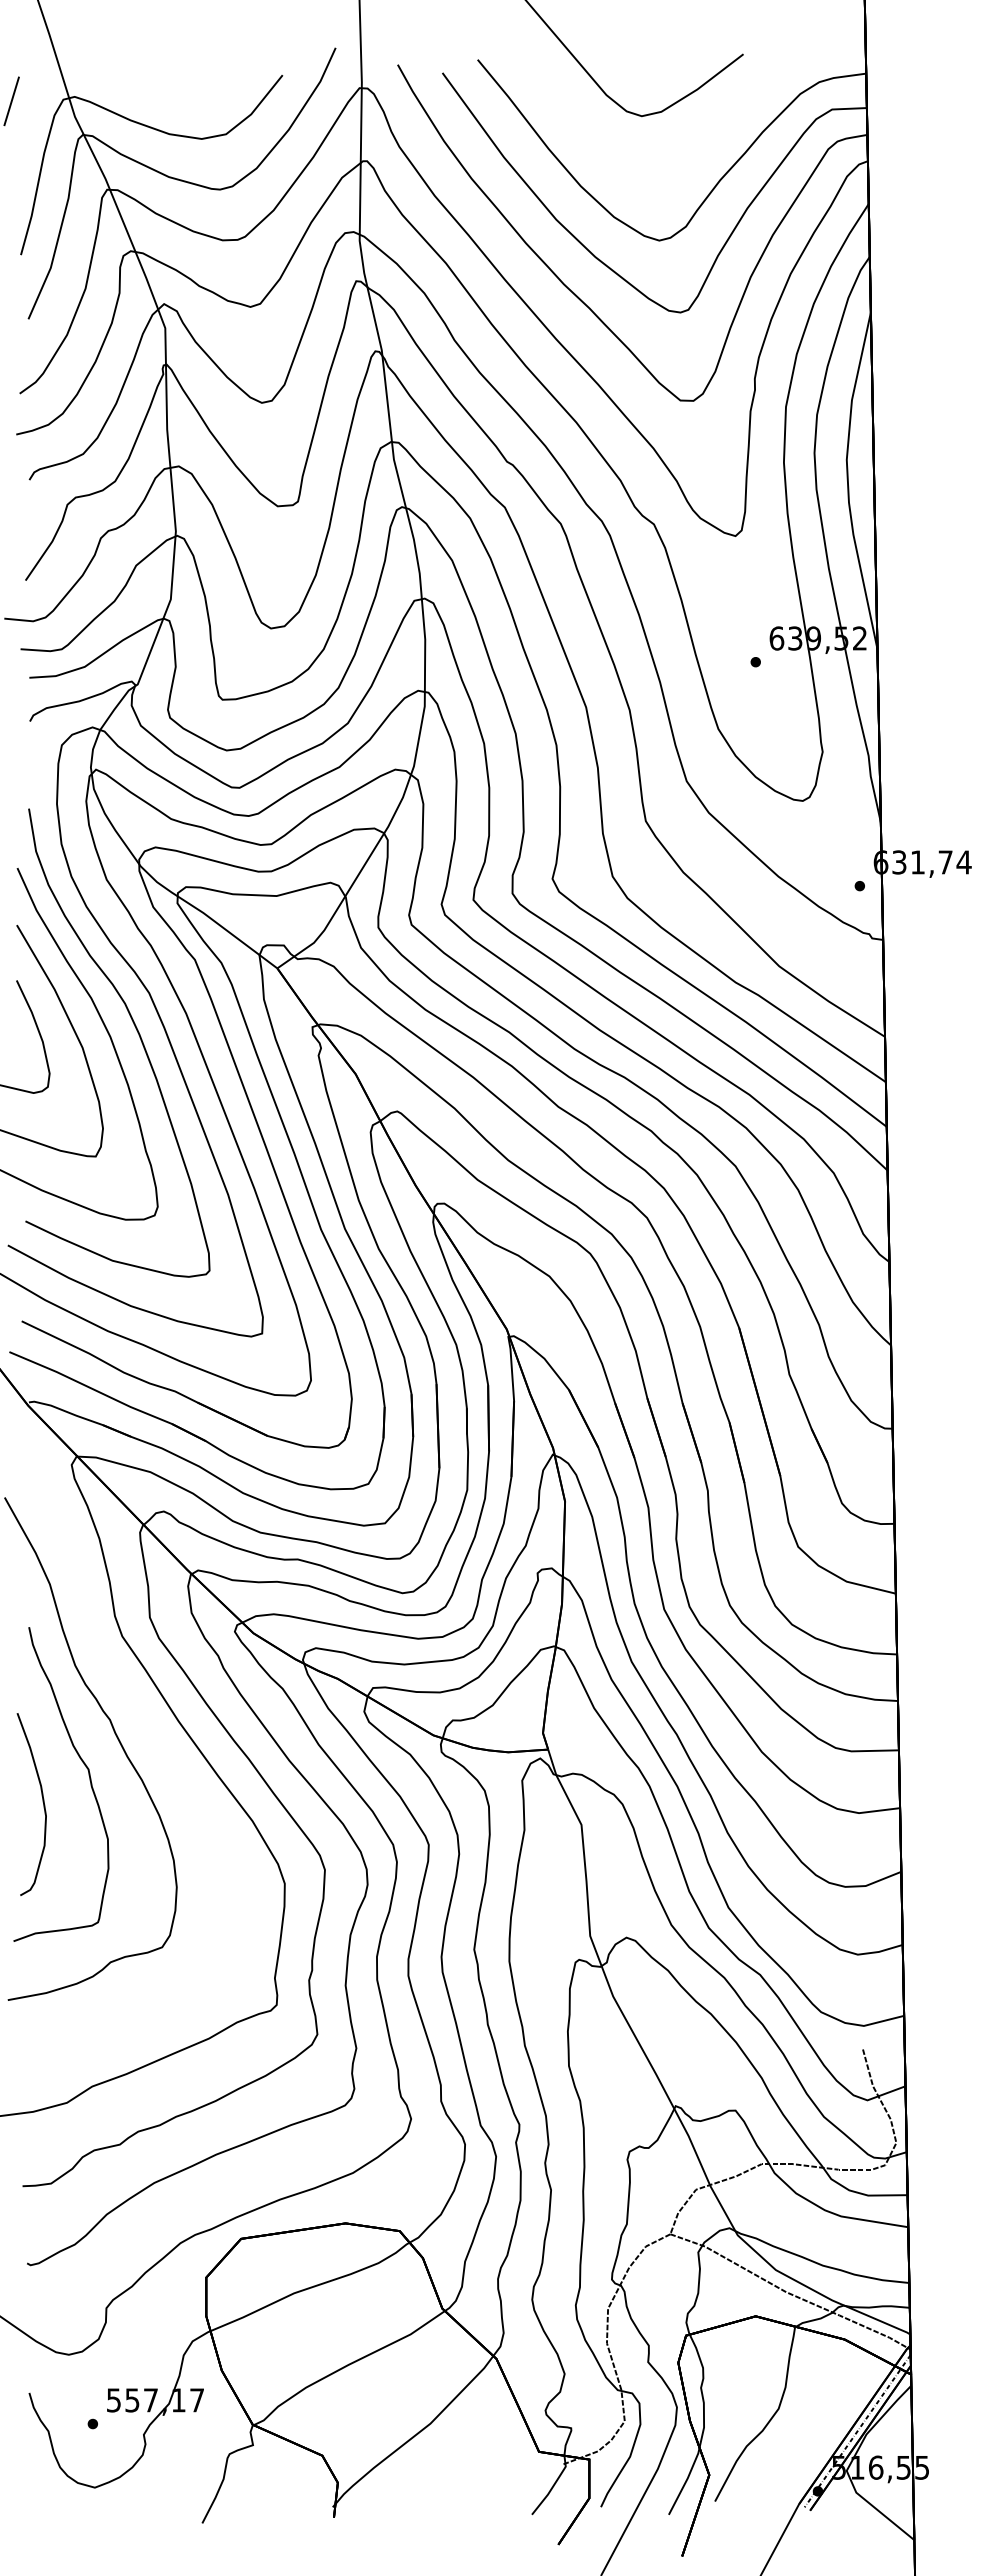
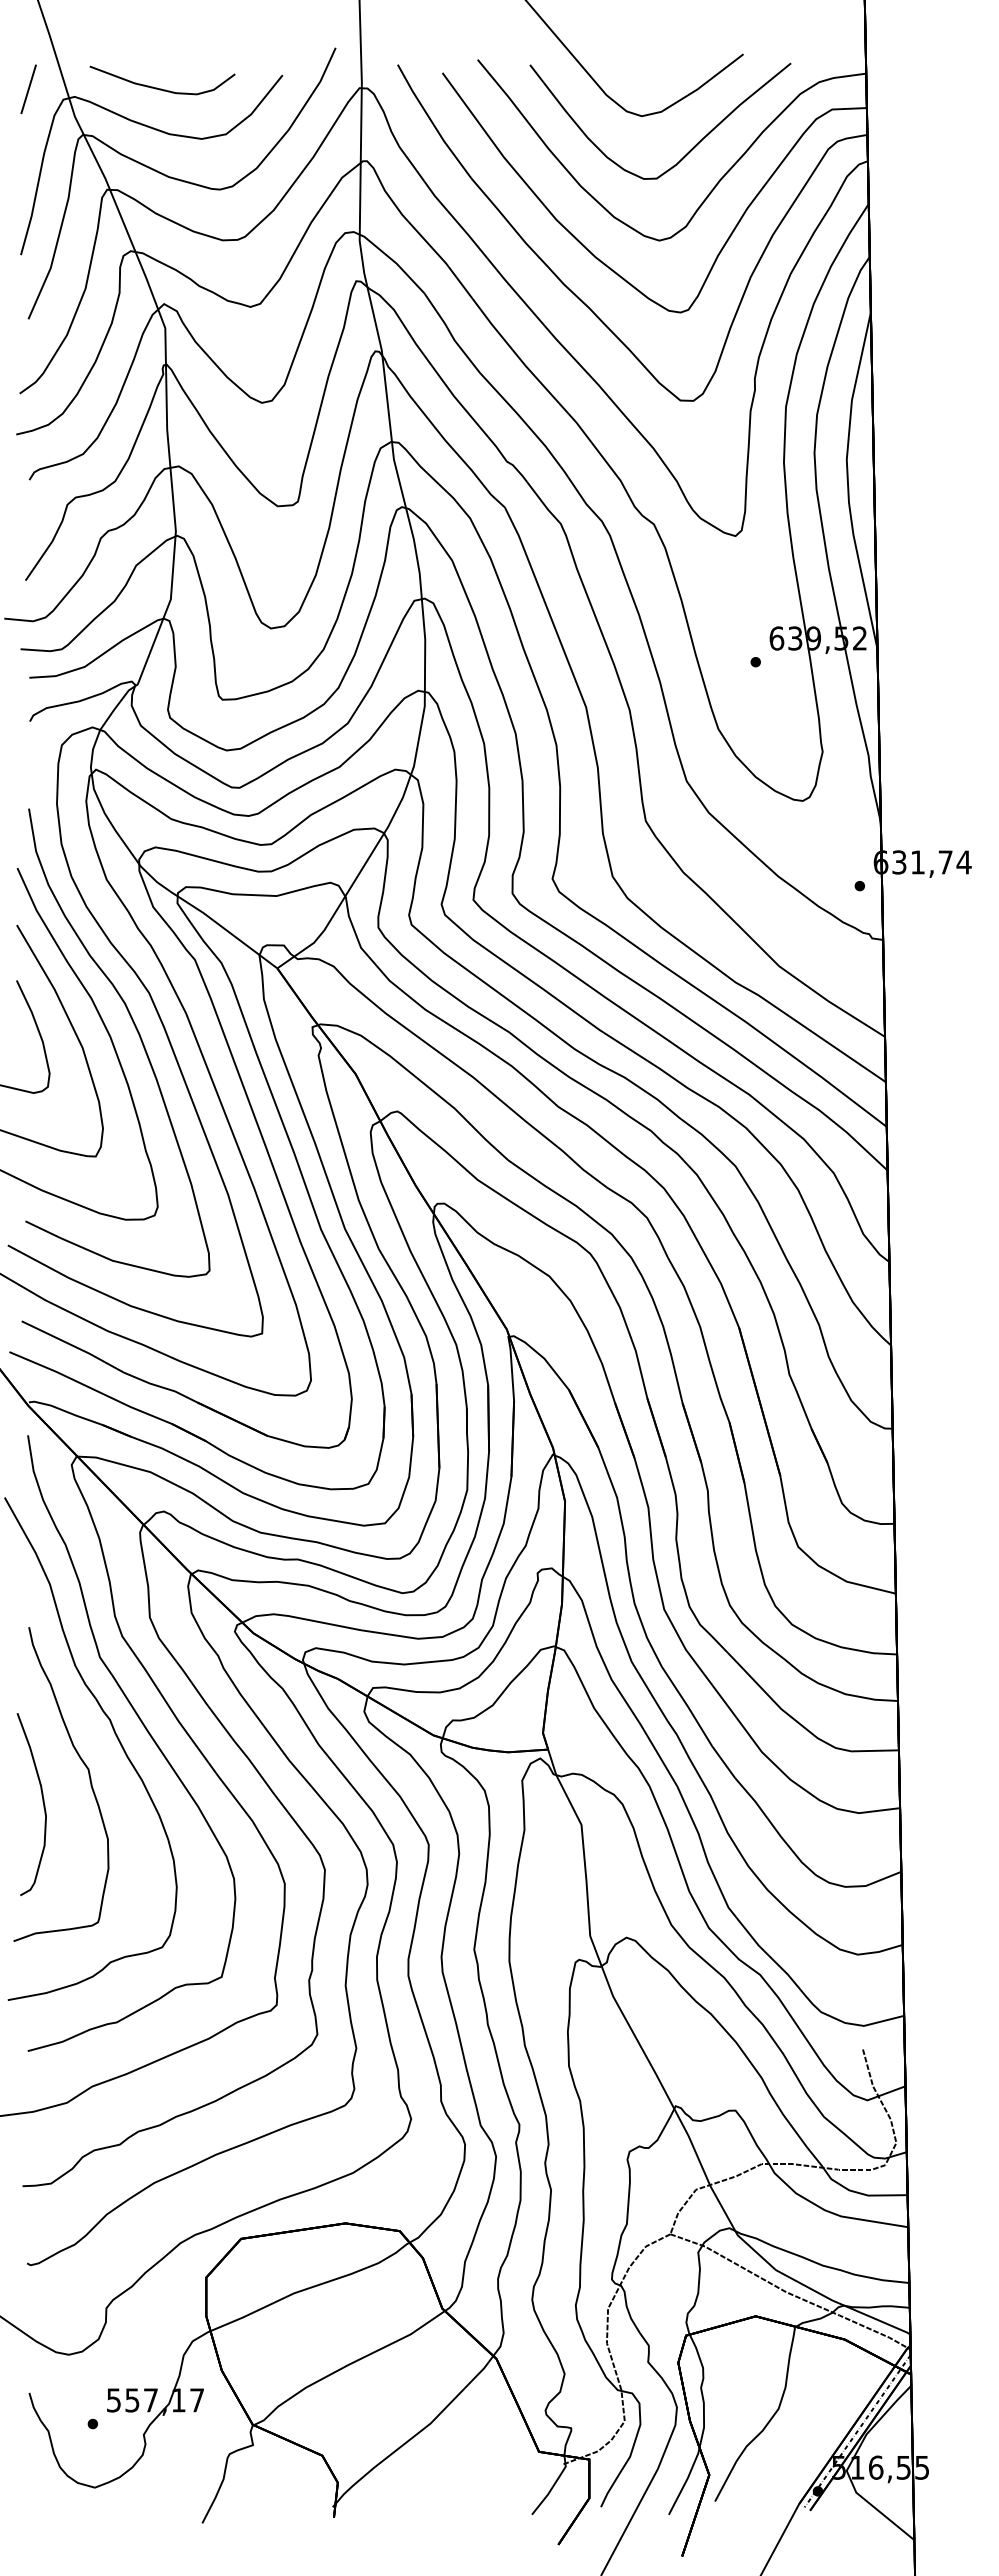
curve: none -> present (161, 88)
line position: (11, 101) -> (28, 89) (28, 89)
curve: none -> present (690, 149)
curve: none -> present (146, 1731)
